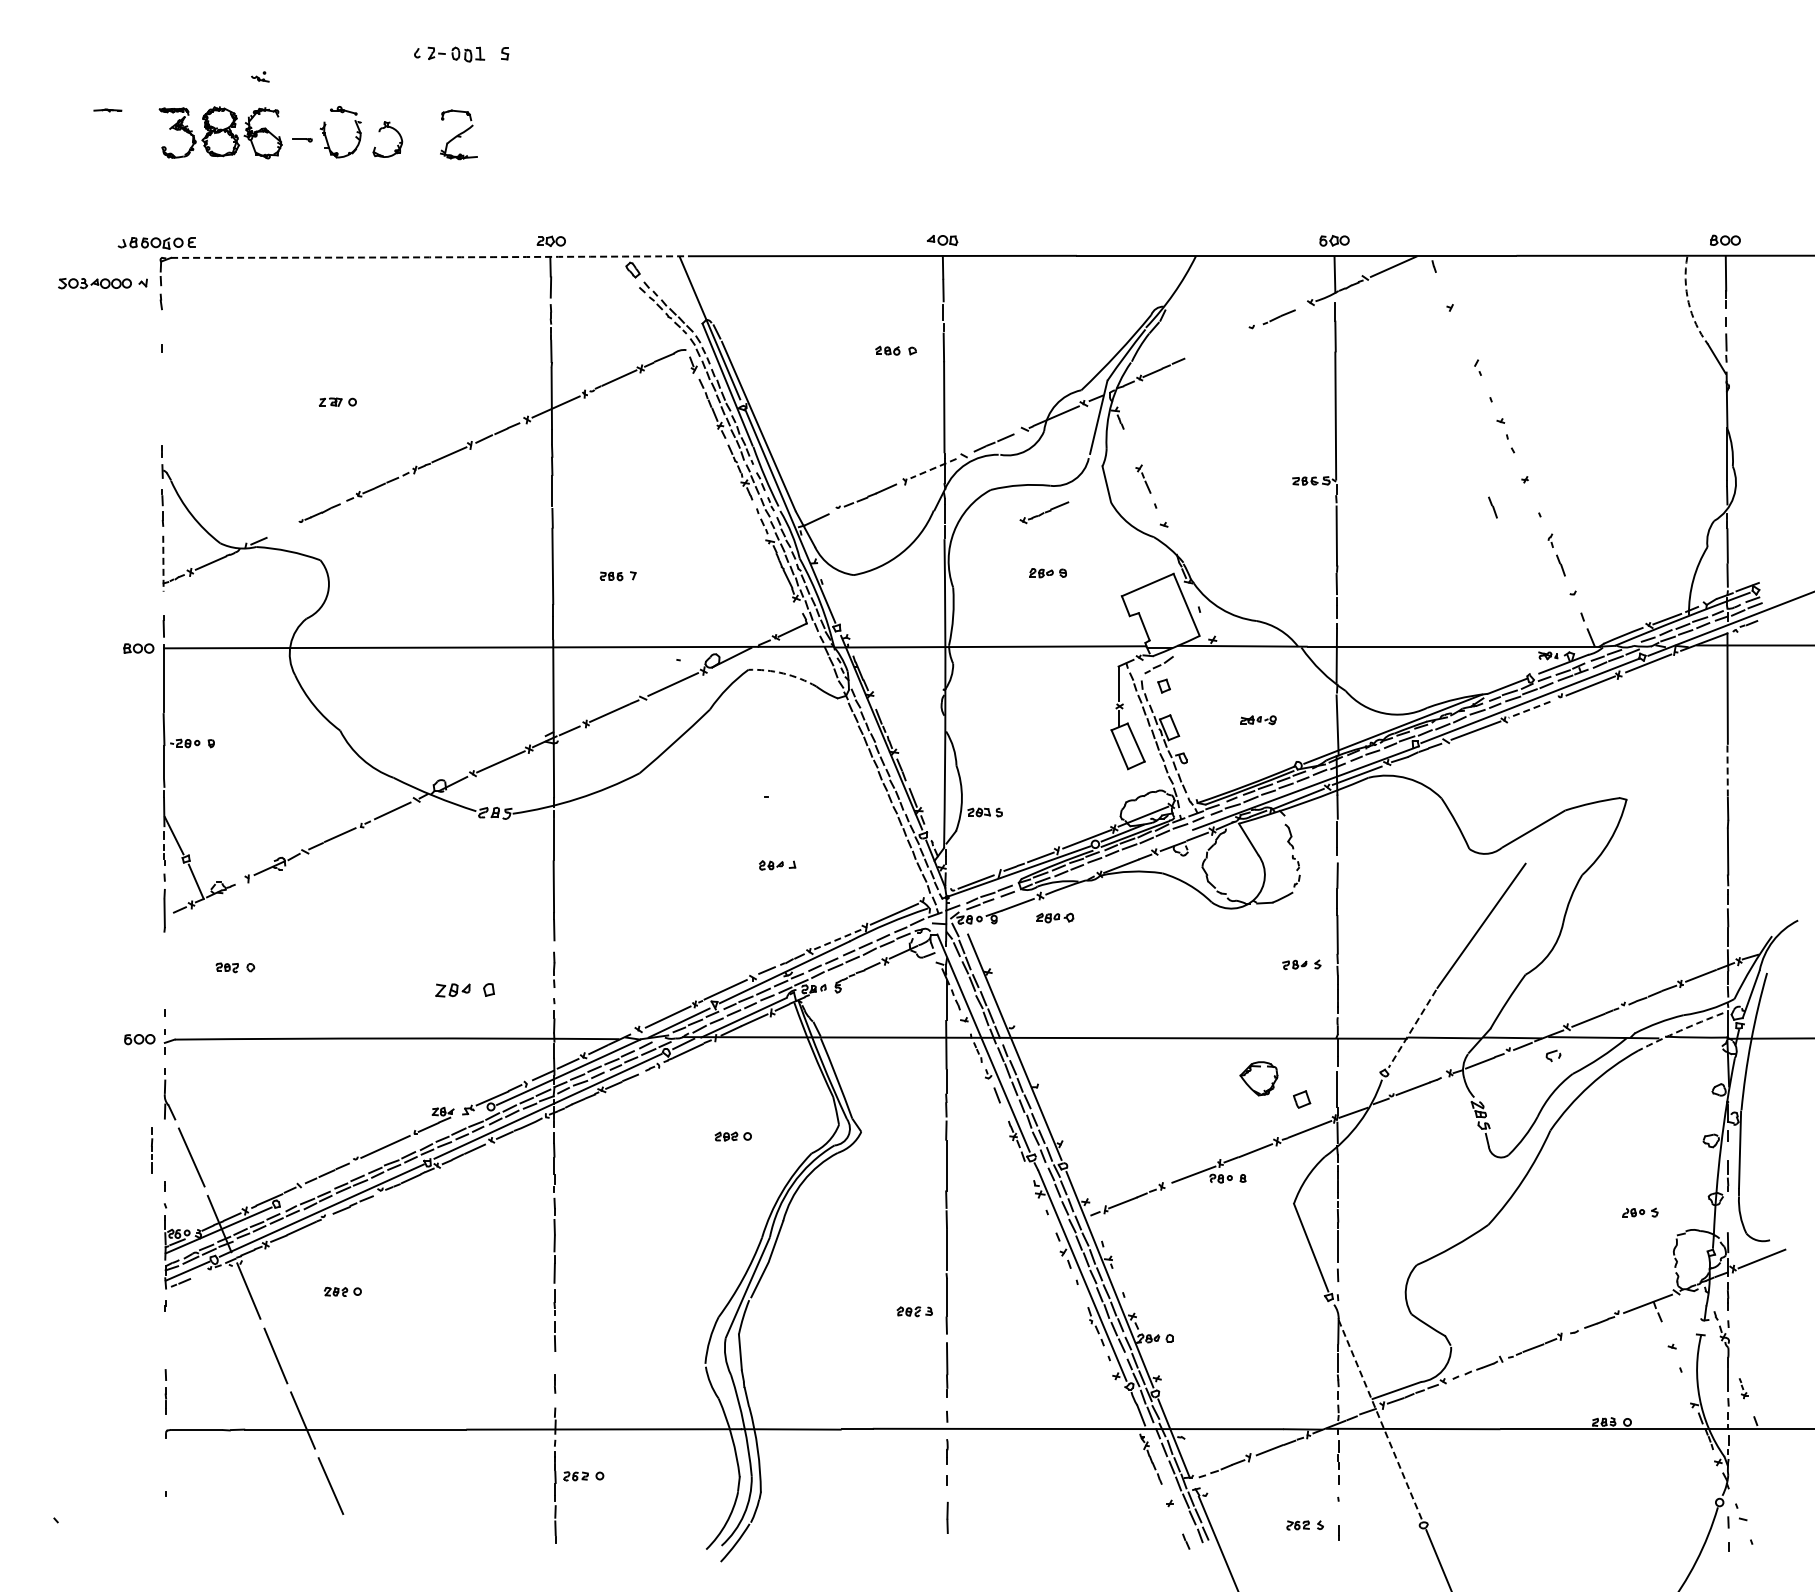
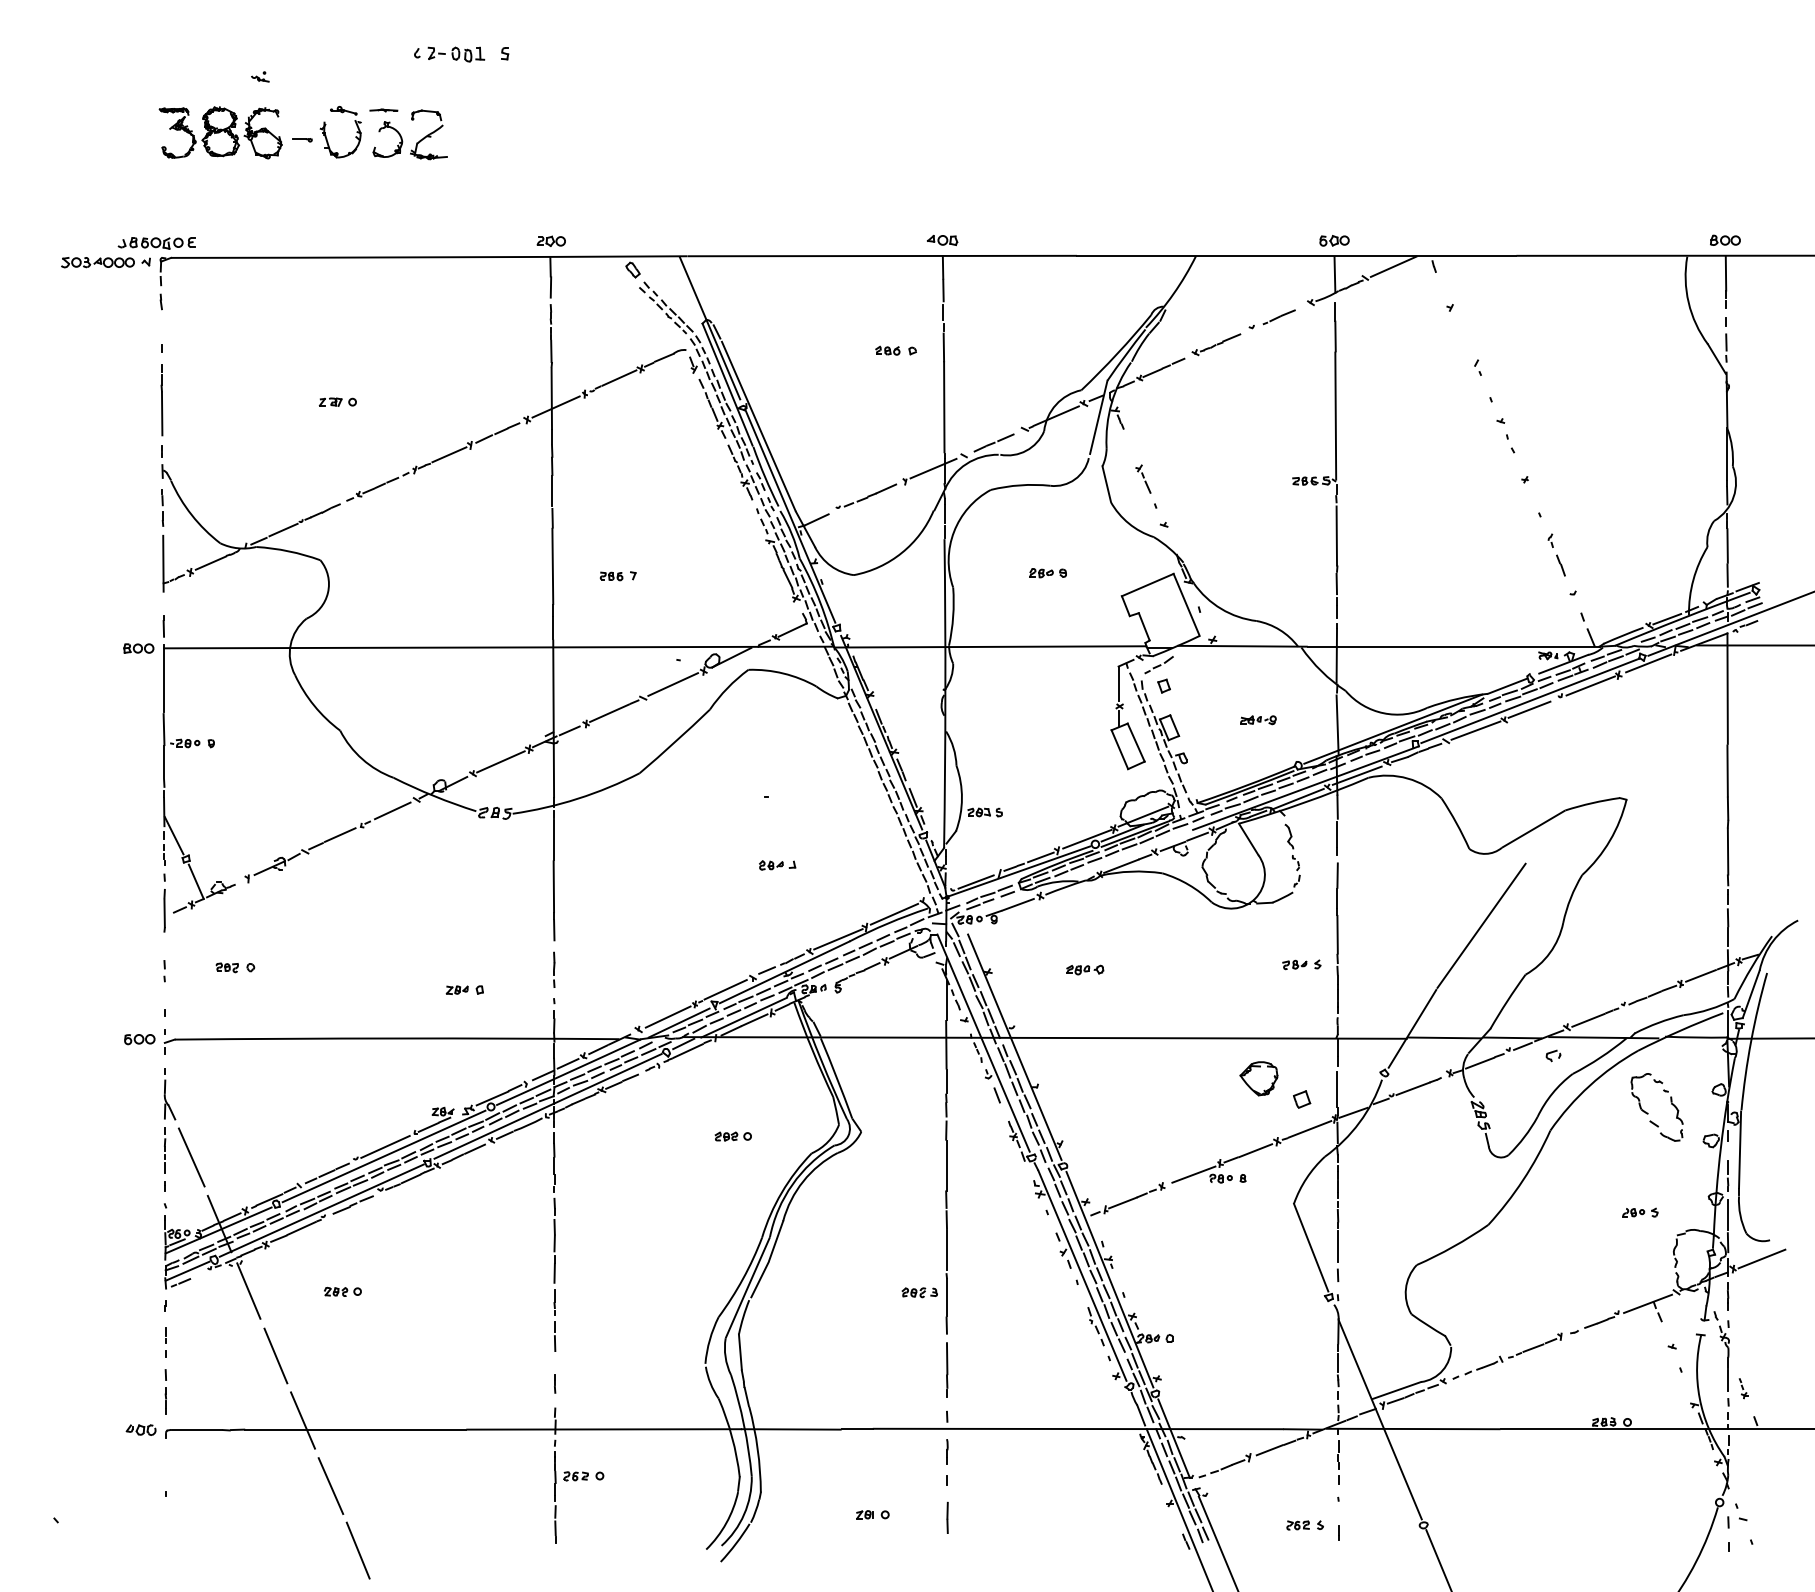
line position: (107, 110) -> (383, 110) (383, 110)
part position: (458, 134) -> (428, 134) (428, 134)
arc: dashed -> solid (429, 257)
part position: (102, 283) -> (105, 262) (105, 262)
arc: dashed -> solid (1688, 302)
line: none -> present (161, 400)
line: dashed -> solid (933, 468)
line: present -> none (1492, 507)
part position: (1044, 512) -> (1216, 344) (1216, 344)
line: none -> present (283, 529)
line: dashed -> solid (163, 563)
arc: dashed -> solid (783, 673)
line: dashed -> solid (1529, 709)
line: dashed -> solid (1727, 771)
part position: (1055, 917) -> (1085, 969) (1085, 969)
line: dashed -> solid (838, 939)
line: none -> present (164, 969)
part size: 60x15 px -> 39x10 px (464, 989)
line: dashed -> solid (1412, 1028)
arc: dashed -> solid (1680, 1030)
part: none -> present (1648, 1113)
part position: (152, 1150) -> (165, 1150) (165, 1150)
line: none -> present (383, 1156)
line: none -> present (1727, 1214)
part position: (914, 1311) -> (919, 1292) (919, 1292)
line: none -> present (165, 1342)
line: dashed -> solid (1380, 1419)
part: none -> present (140, 1429)
line: none -> present (1178, 1508)
part: none -> present (872, 1514)
line: none -> present (357, 1550)
